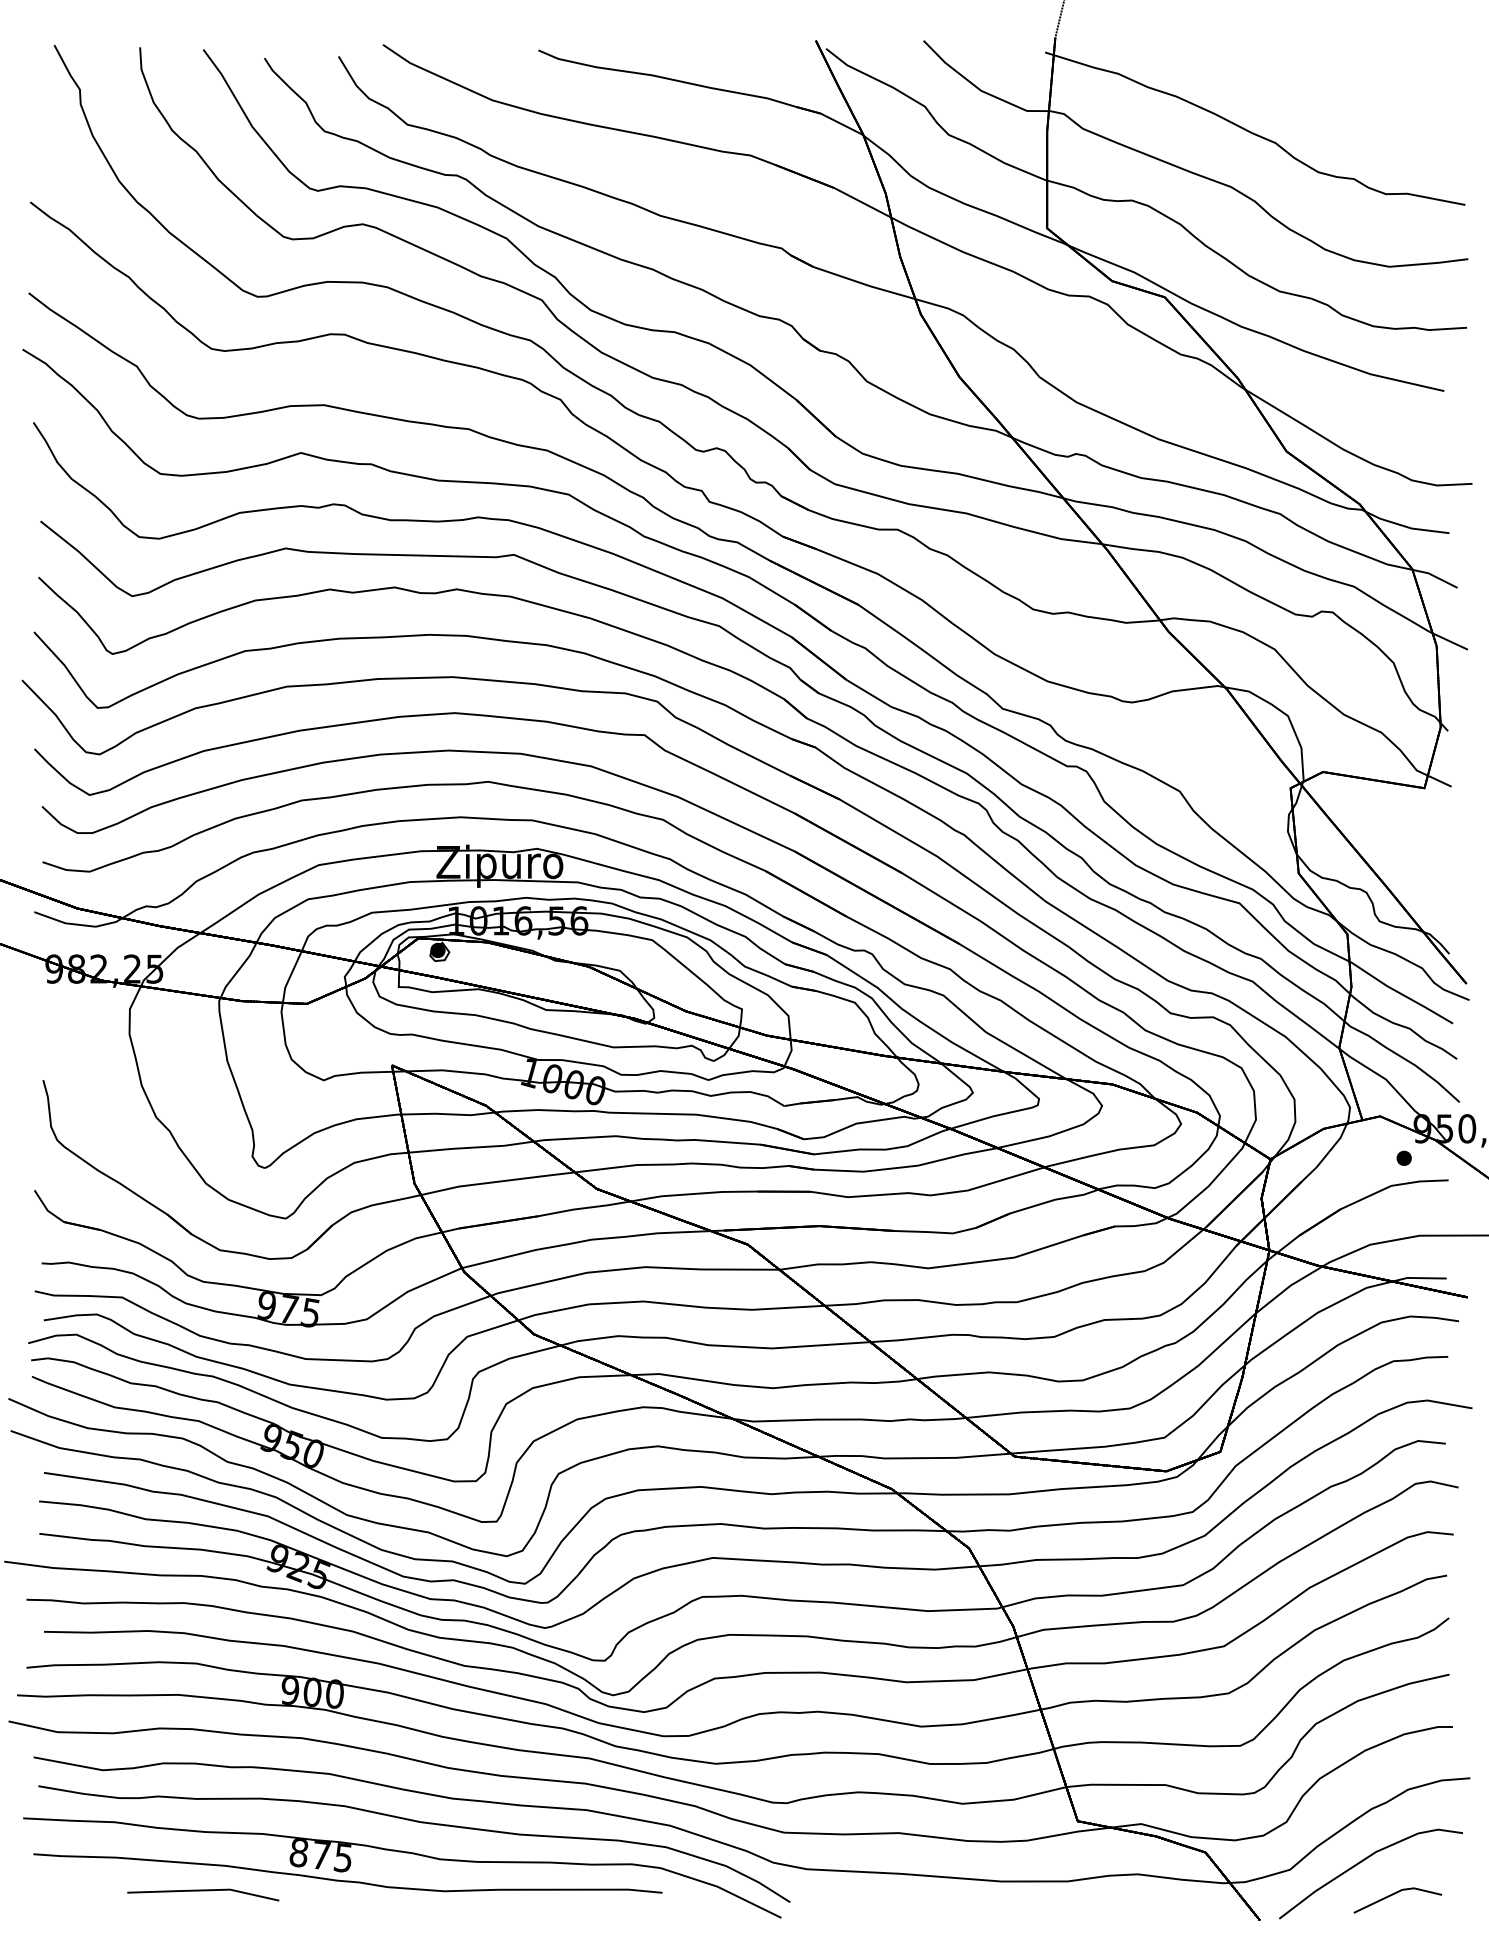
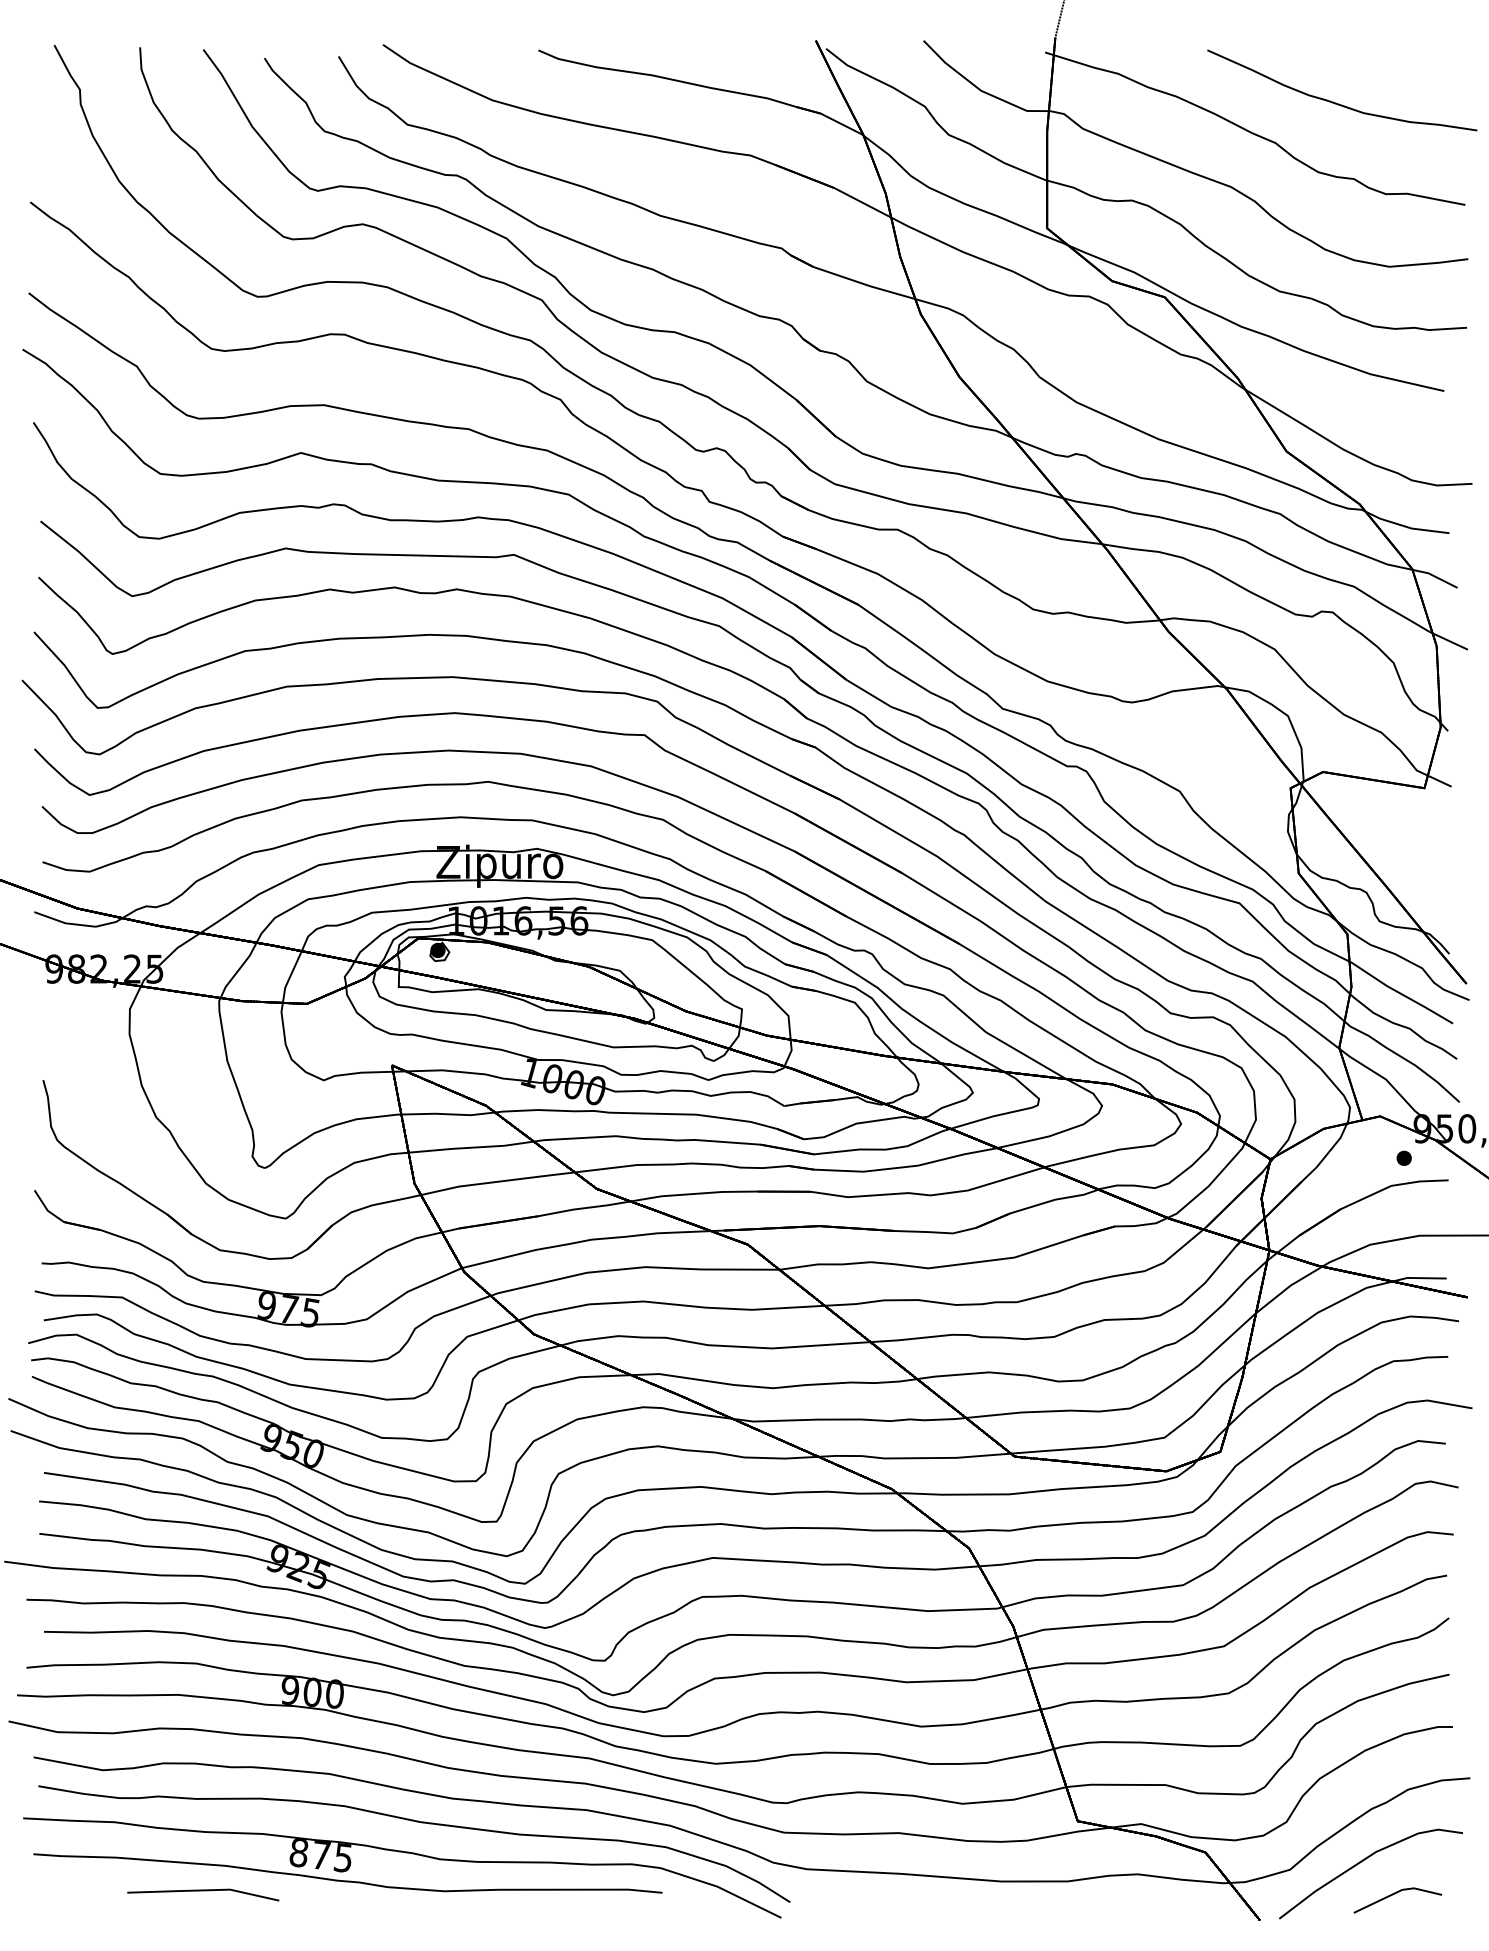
part: none -> present (1339, 103)
